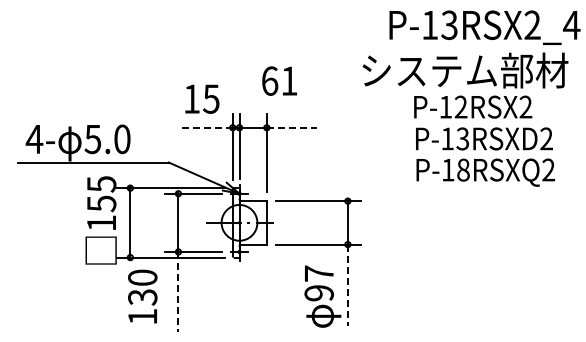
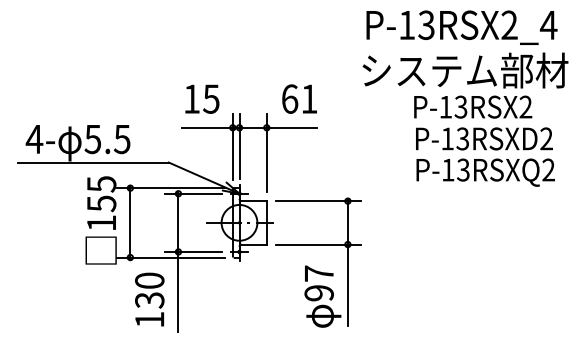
text position: (484, 27) -> (461, 27) (461, 27)
text position: (279, 80) -> (299, 98) (299, 98)
text: P-12RSX2 -> P-13RSX2 (460, 107)
line: dashed -> solid (206, 127)
line: dashed -> solid (291, 127)
text: 5.0 -> 5.5 (121, 139)
text: P-18RSXQ2 -> P-13RSXQ2 (463, 169)
line: dashed -> solid (347, 286)
line: dashed -> solid (178, 291)
text position: (142, 296) -> (149, 299) (149, 299)
